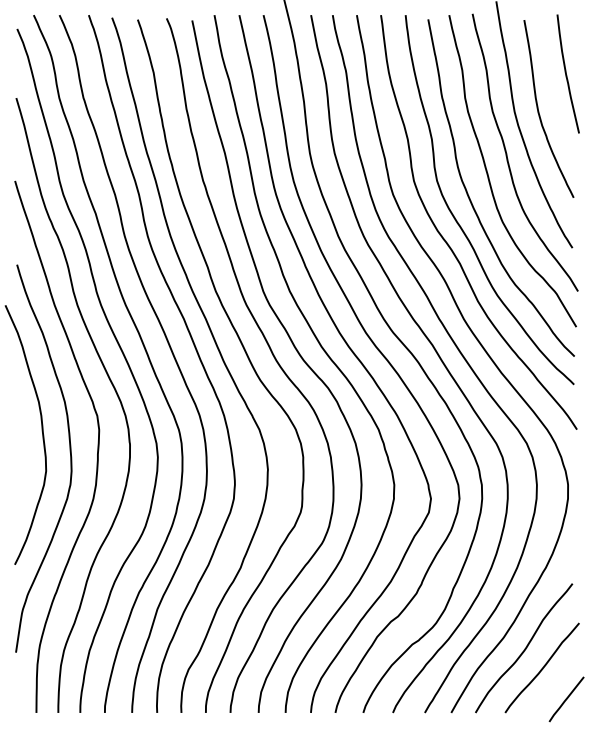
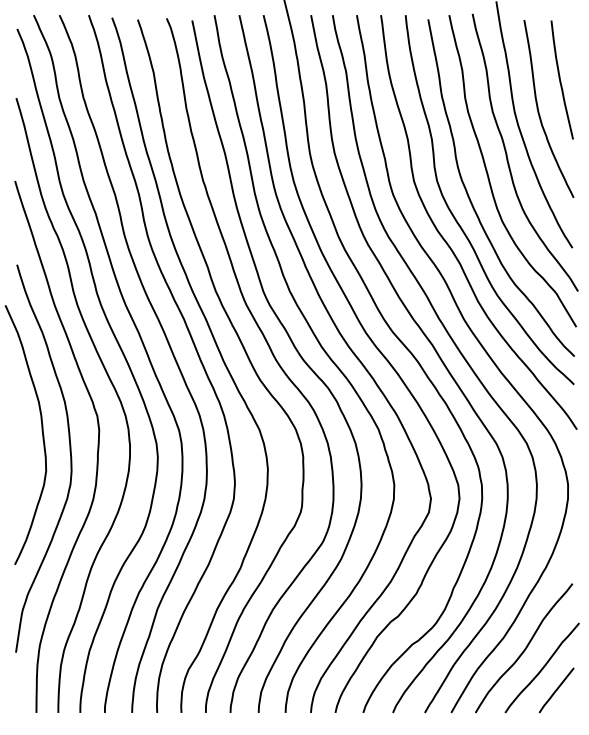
curve position: (566, 73) -> (560, 79) (560, 79)
line position: (566, 699) -> (556, 690) (556, 690)
